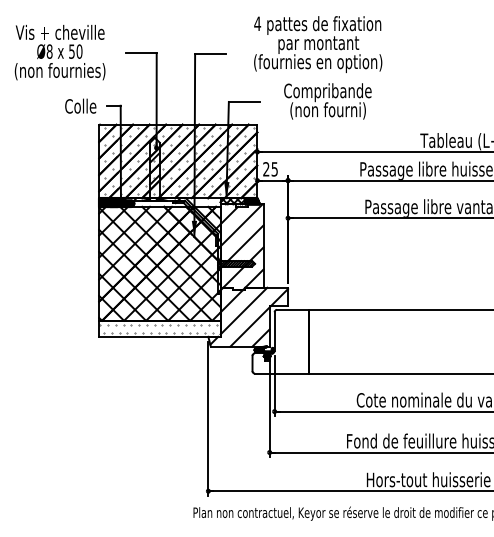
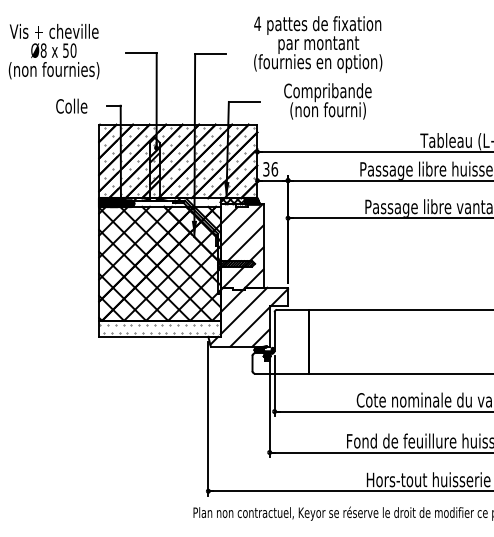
text position: (59, 52) -> (53, 51) (53, 51)
text position: (80, 105) -> (71, 105) (71, 105)
text: 25 -> 36 (270, 169)
